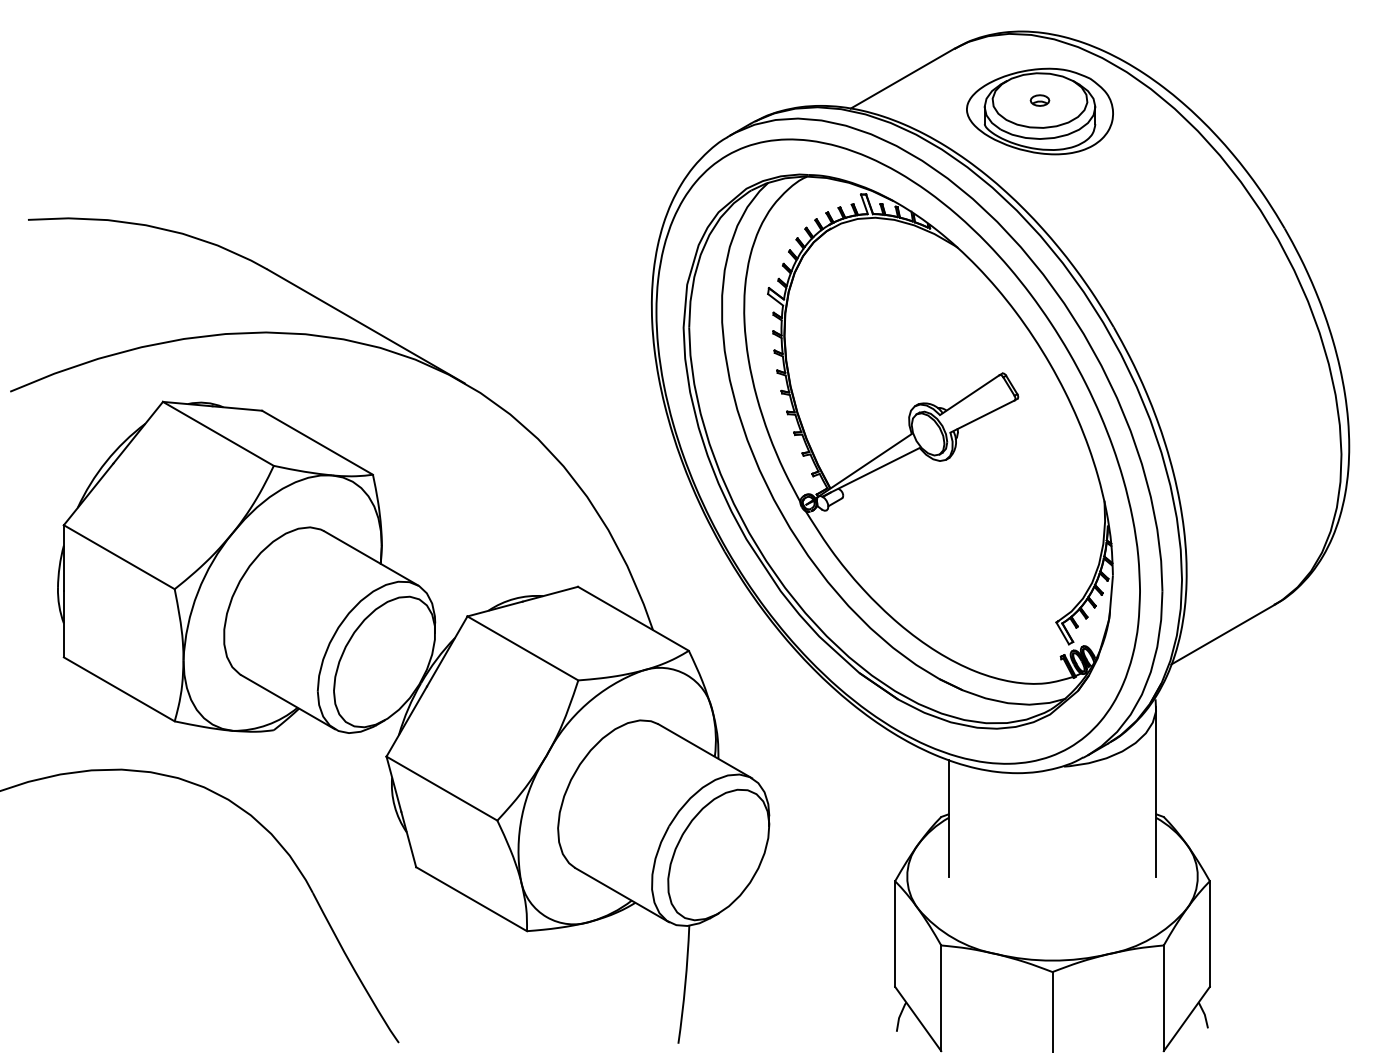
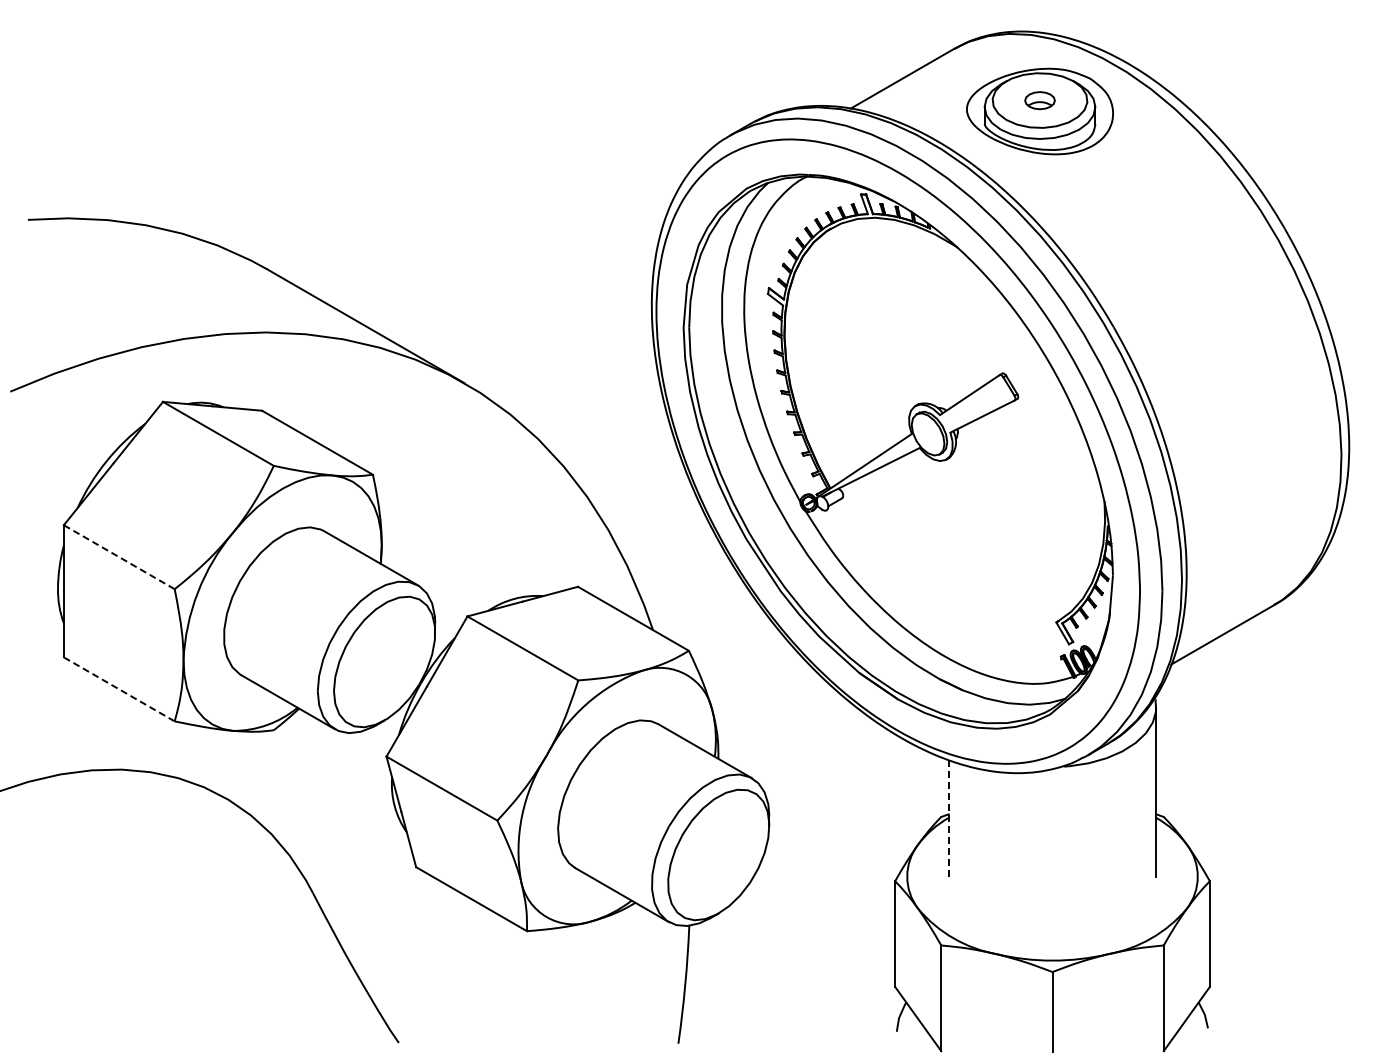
part size: 22x13 px -> 32x20 px (1039, 100)
line: solid -> dashed (119, 557)
line: solid -> dashed (119, 689)
line: solid -> dashed (948, 818)
